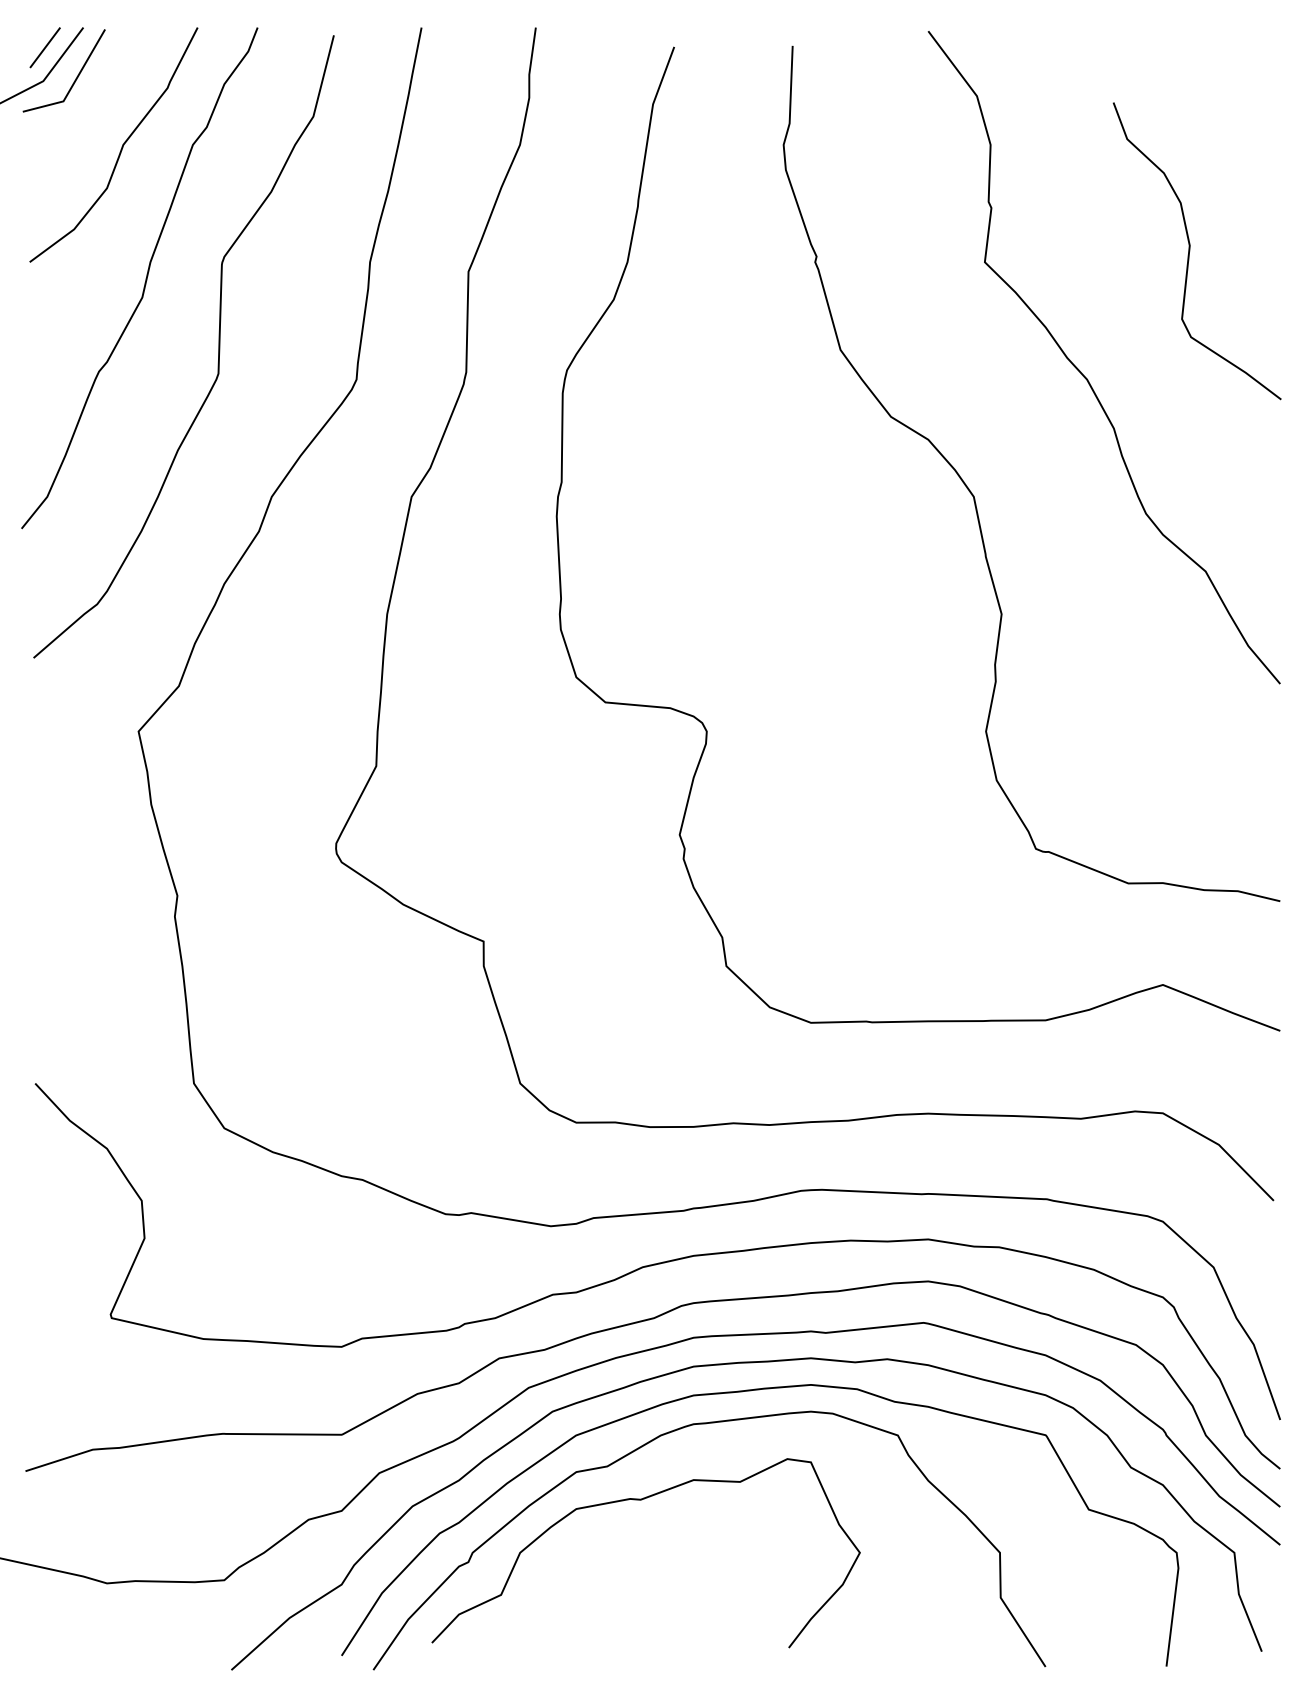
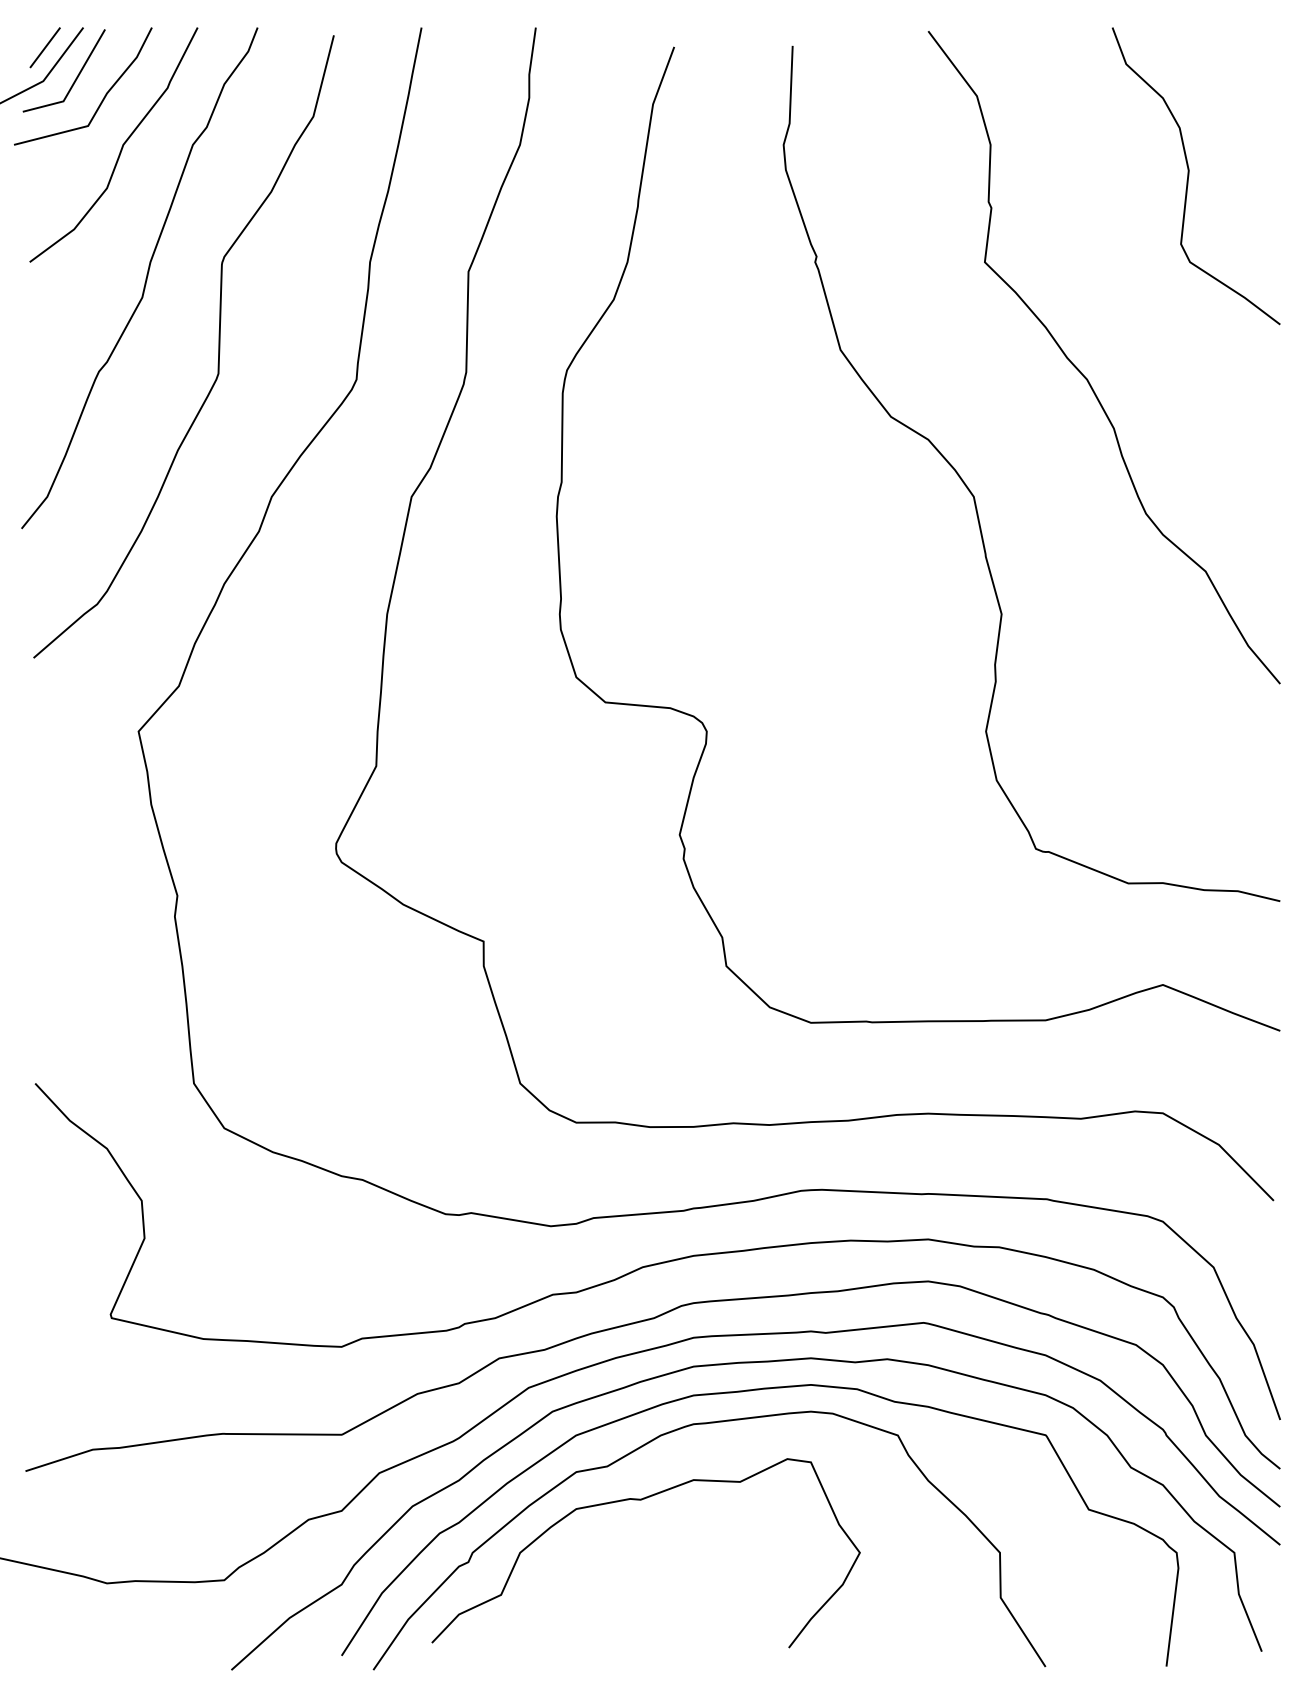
line: none -> present (101, 100)
curve position: (1190, 251) -> (1189, 176) (1189, 176)
